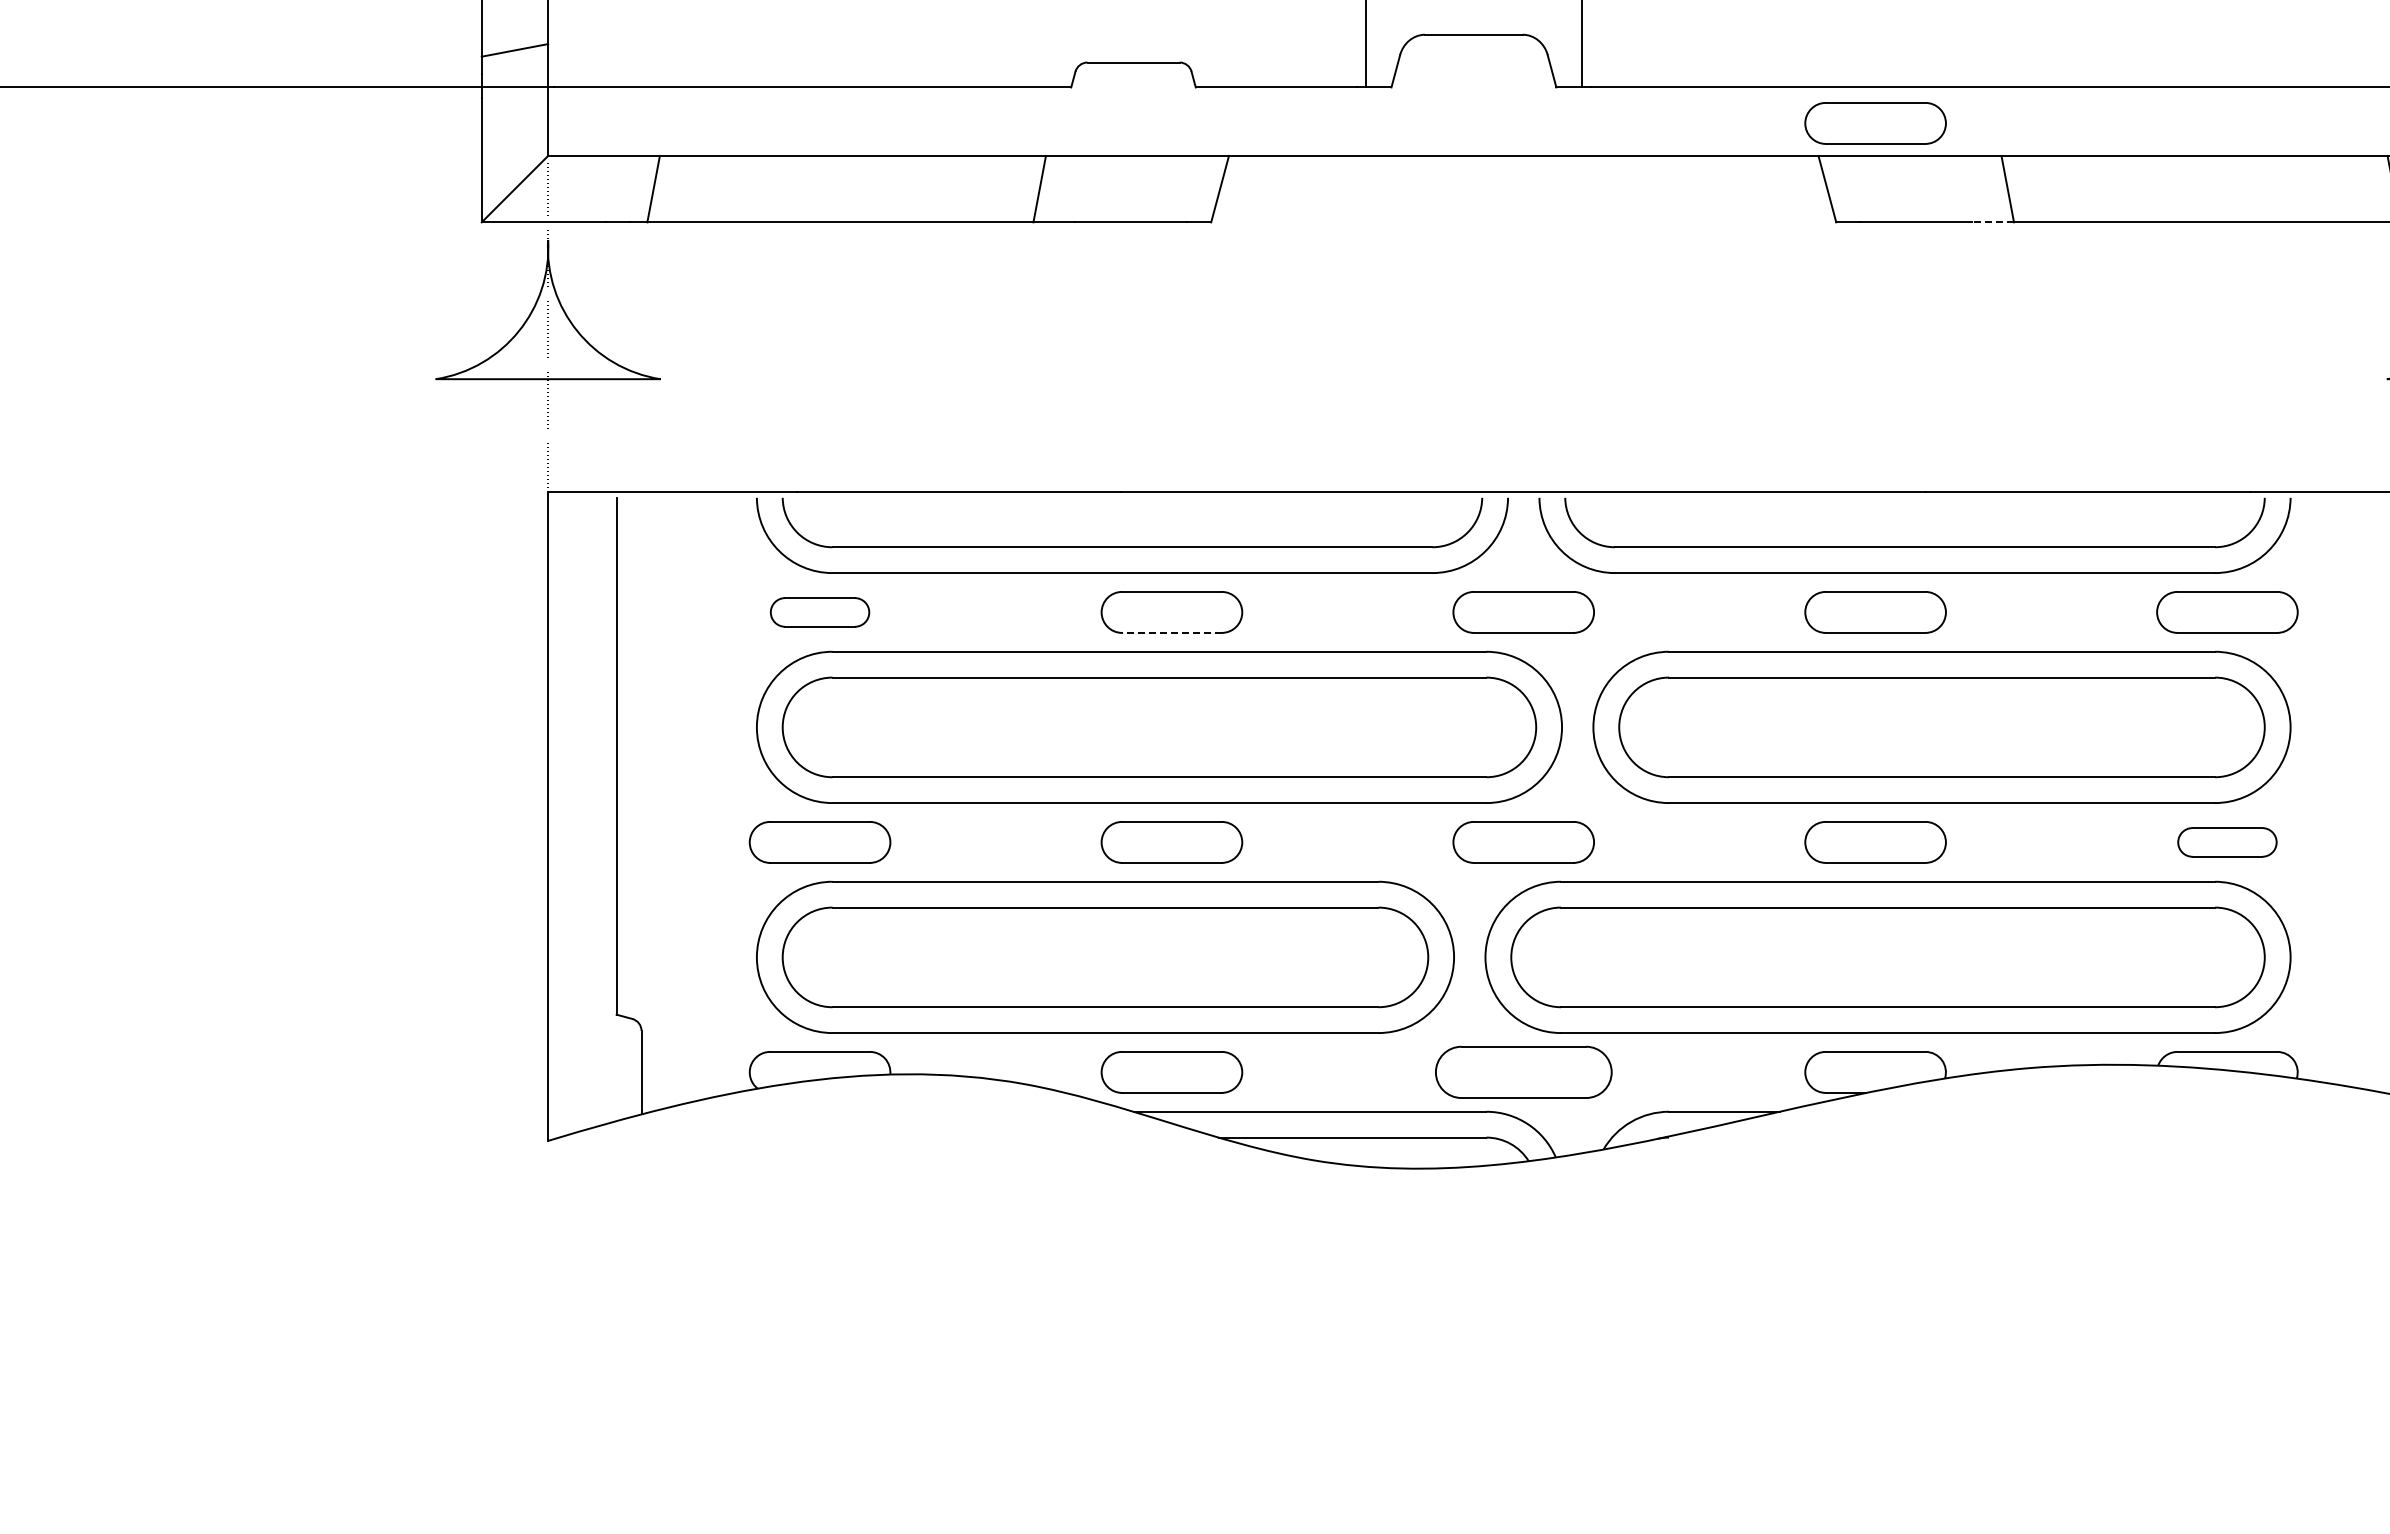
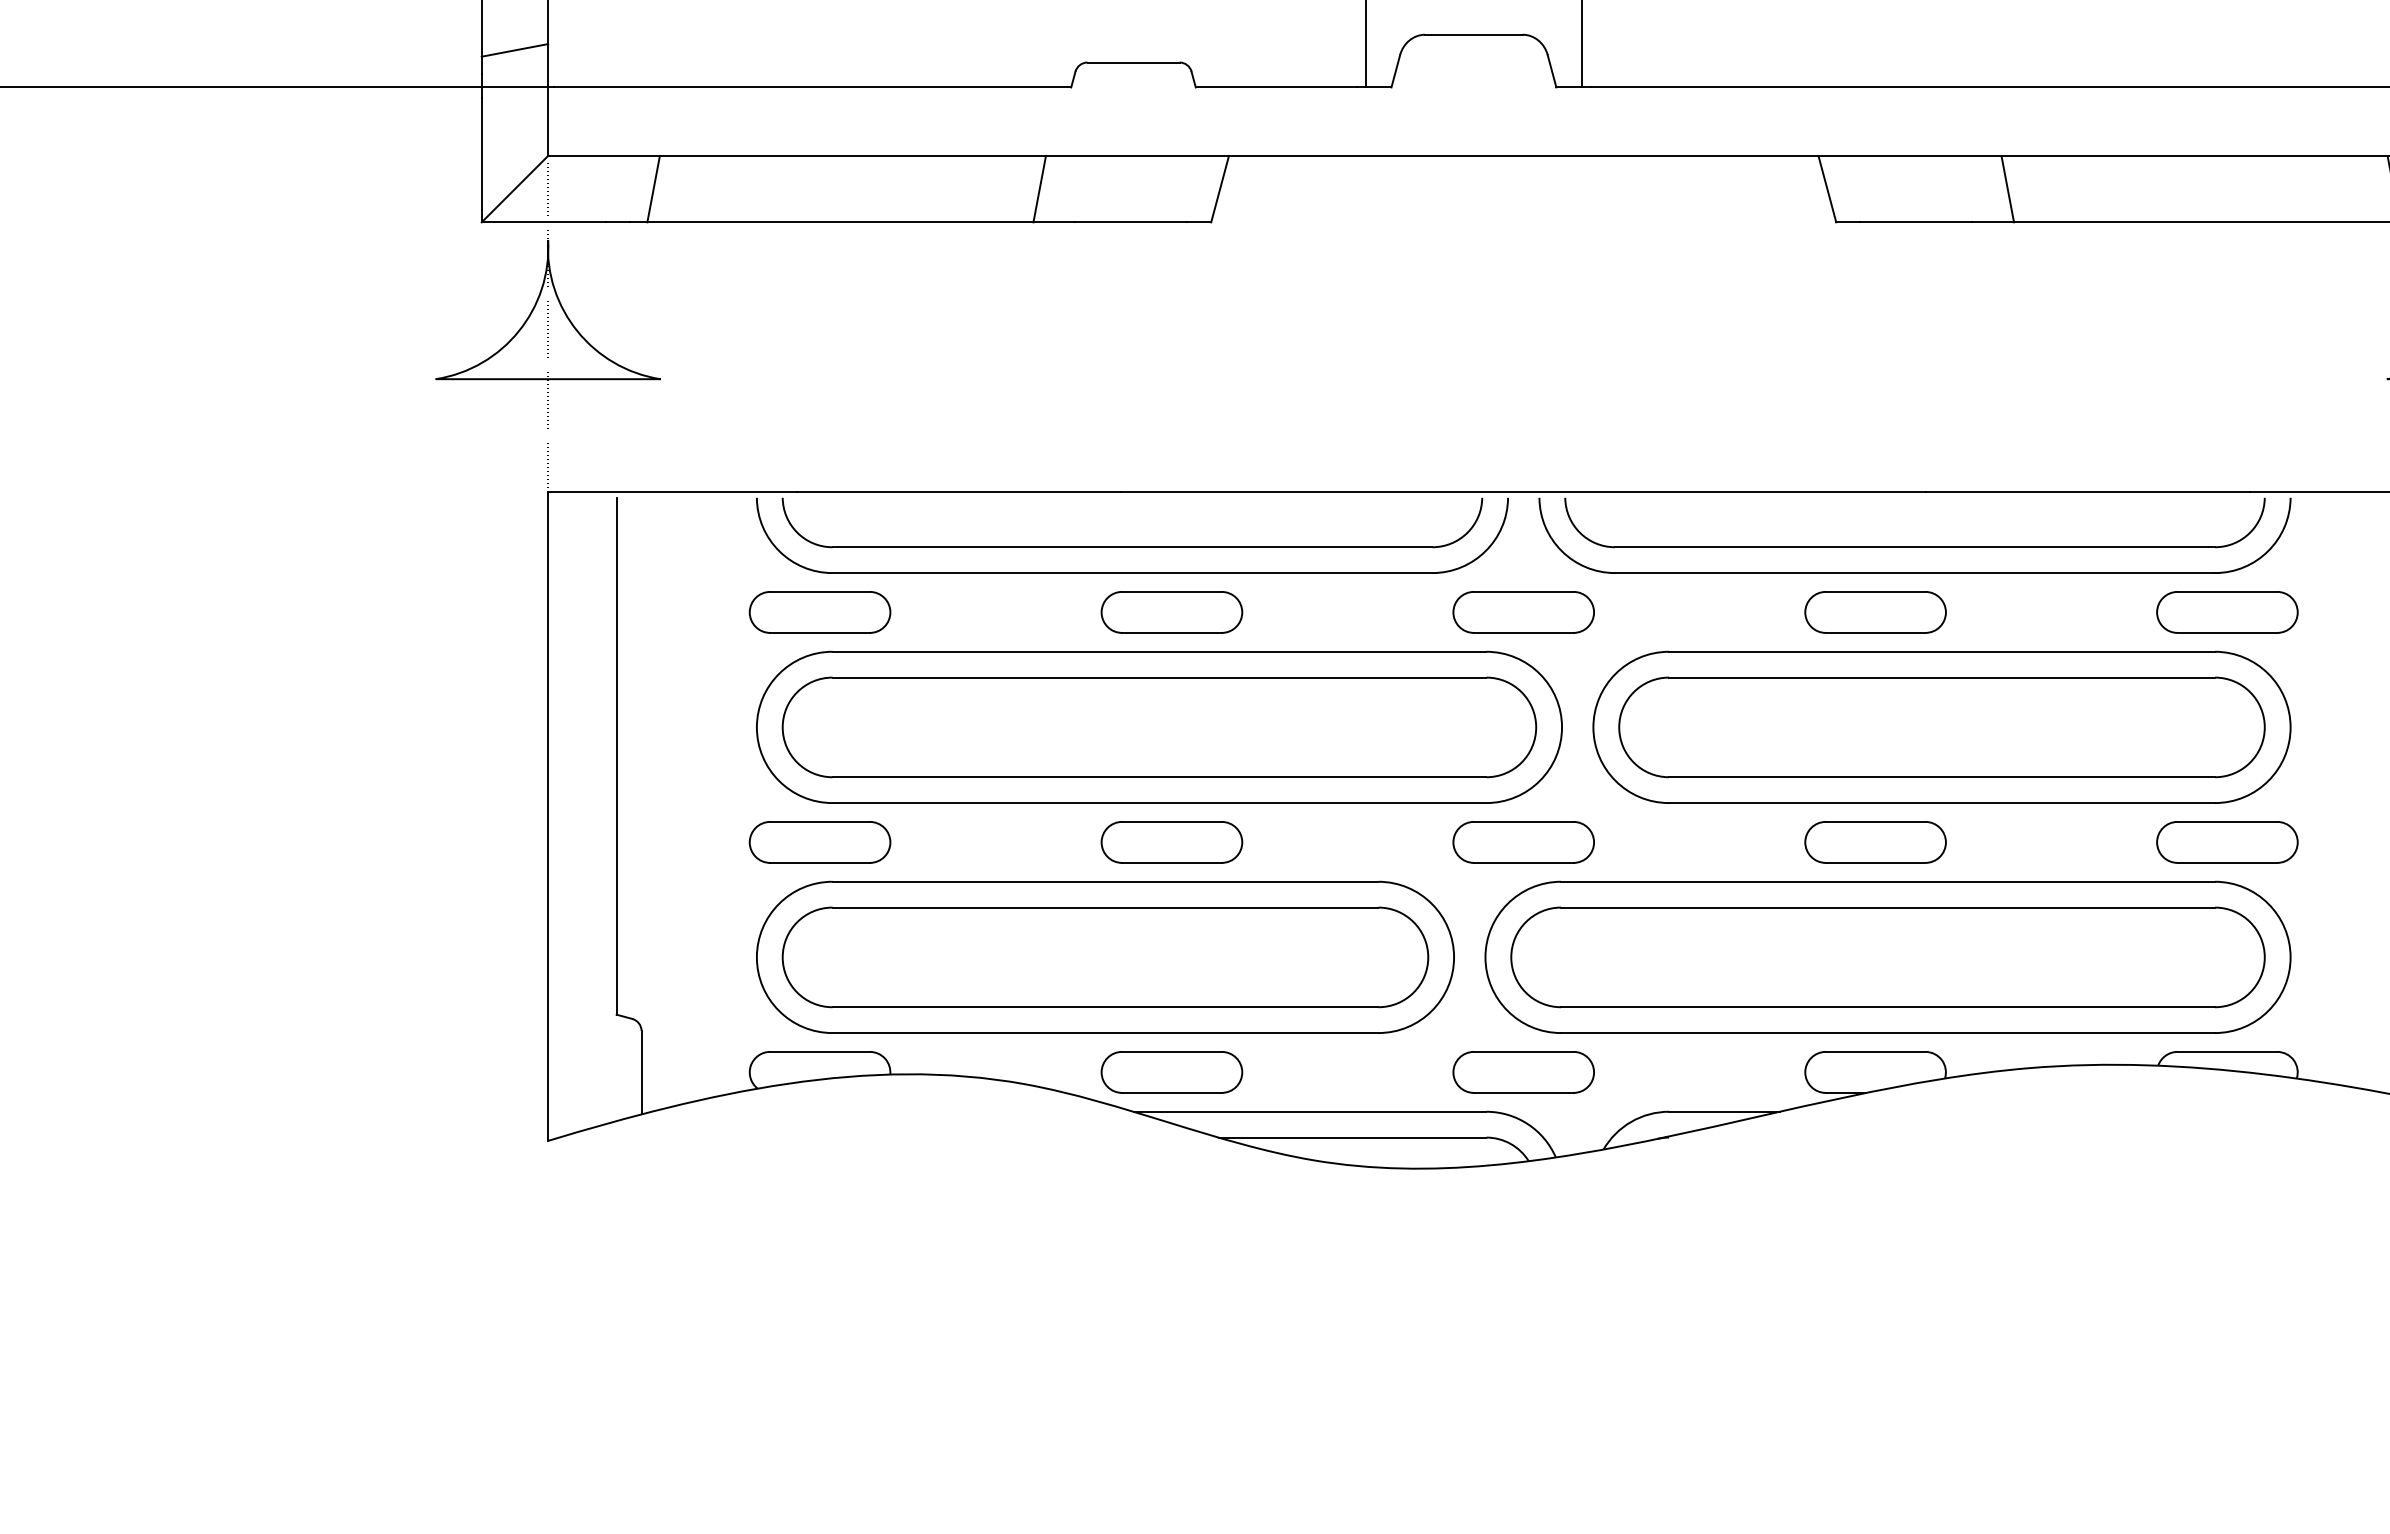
part: present -> none (1875, 123)
line: dashed -> solid (1993, 222)
part size: 102x31 px -> 144x43 px (819, 612)
line: dashed -> solid (1171, 632)
part size: 101x31 px -> 143x43 px (2227, 842)
part size: 178x54 px -> 143x43 px (1523, 1072)
